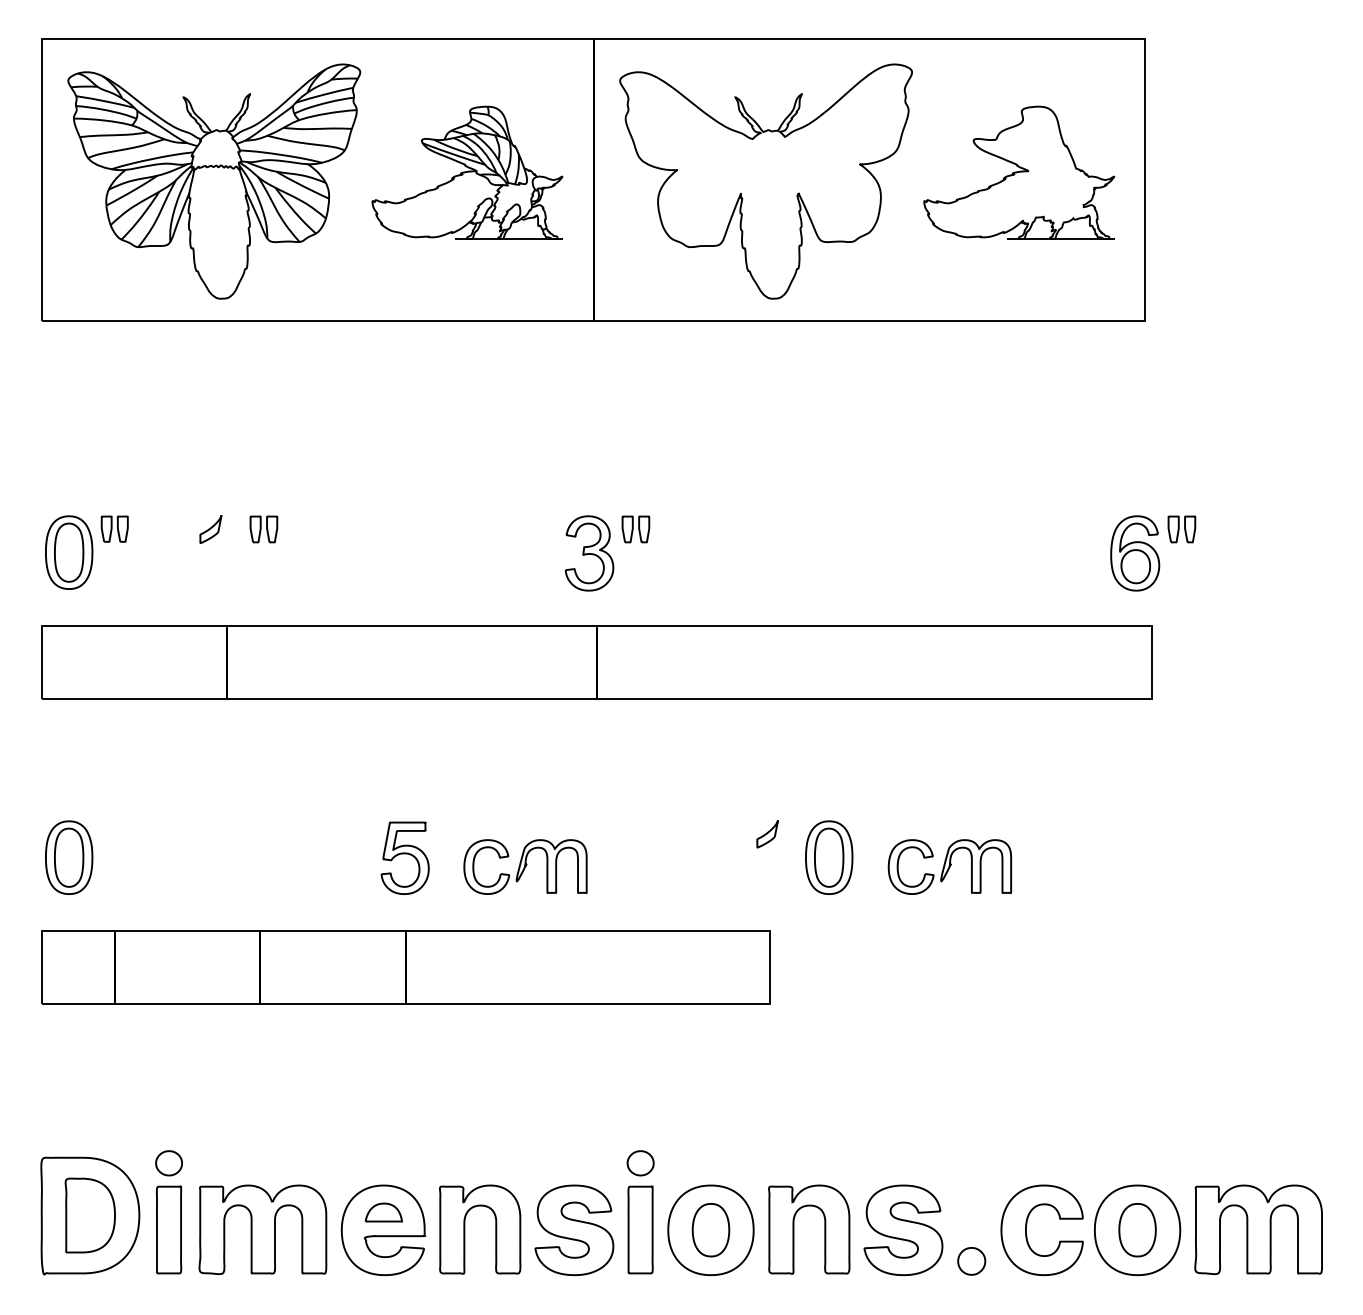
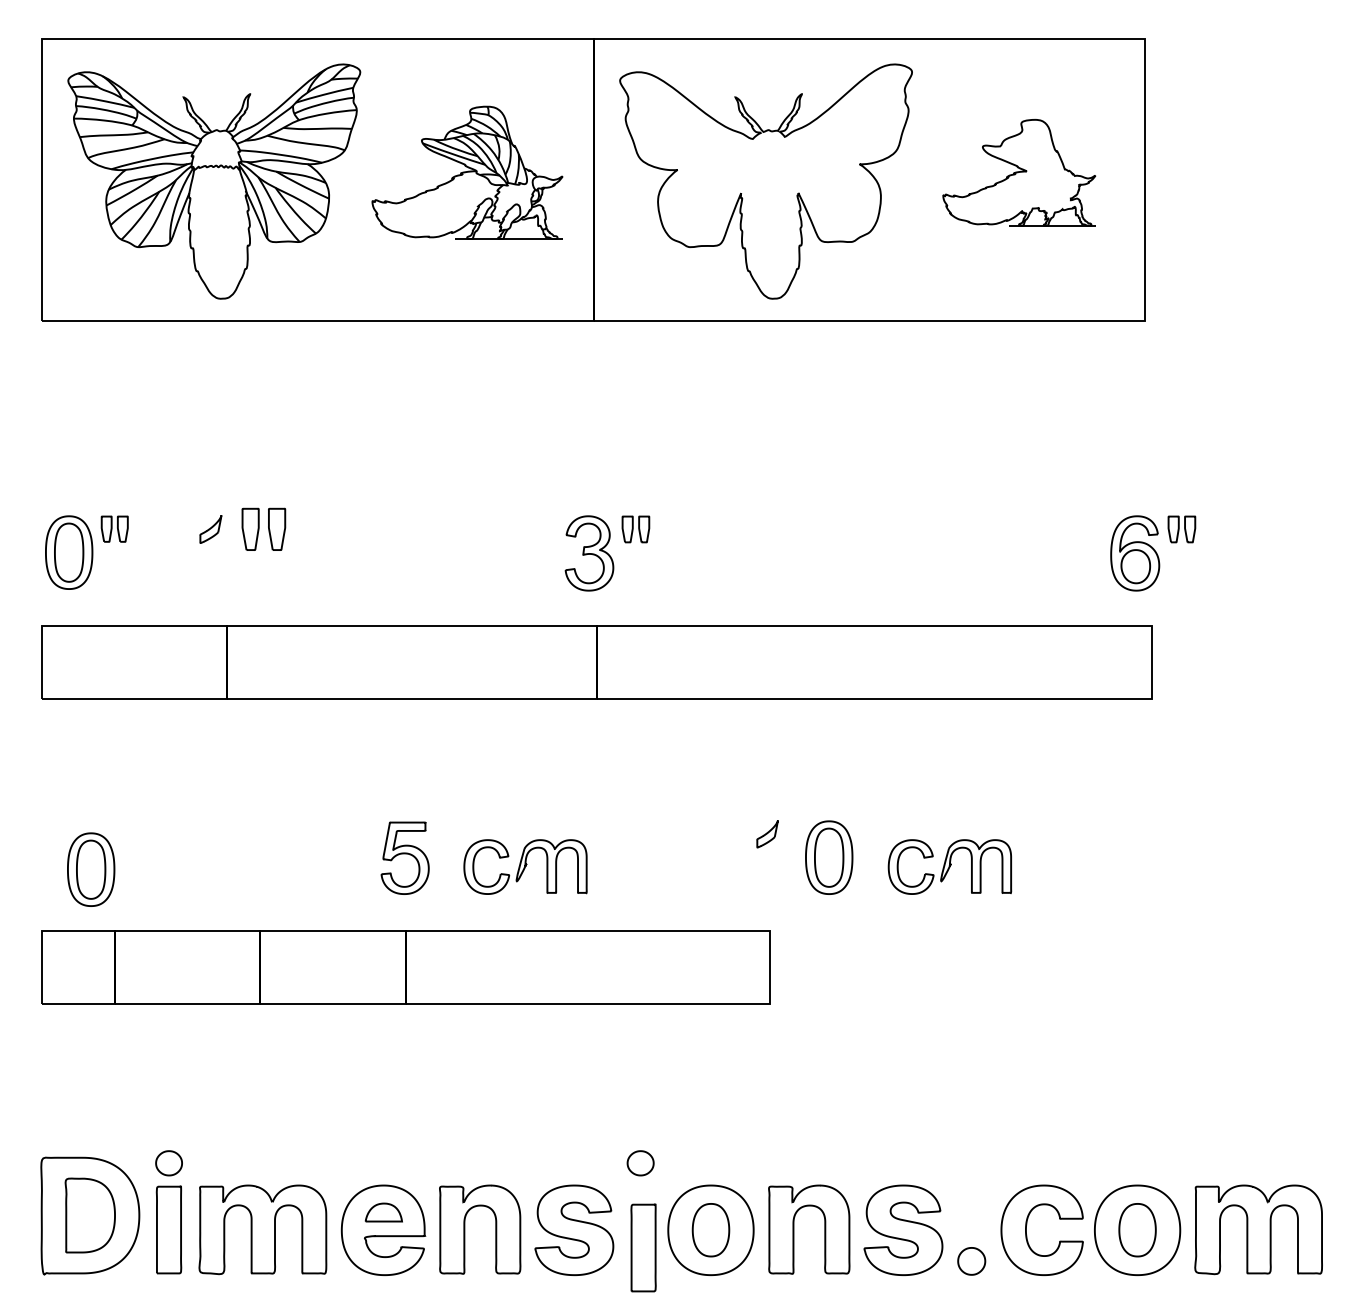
part size: 193x135 px -> 155x108 px (1019, 172)
part size: 30x29 px -> 46x44 px (263, 528)
part position: (69, 857) -> (91, 869) (91, 869)
part position: (640, 1229) -> (643, 1247) (643, 1247)
